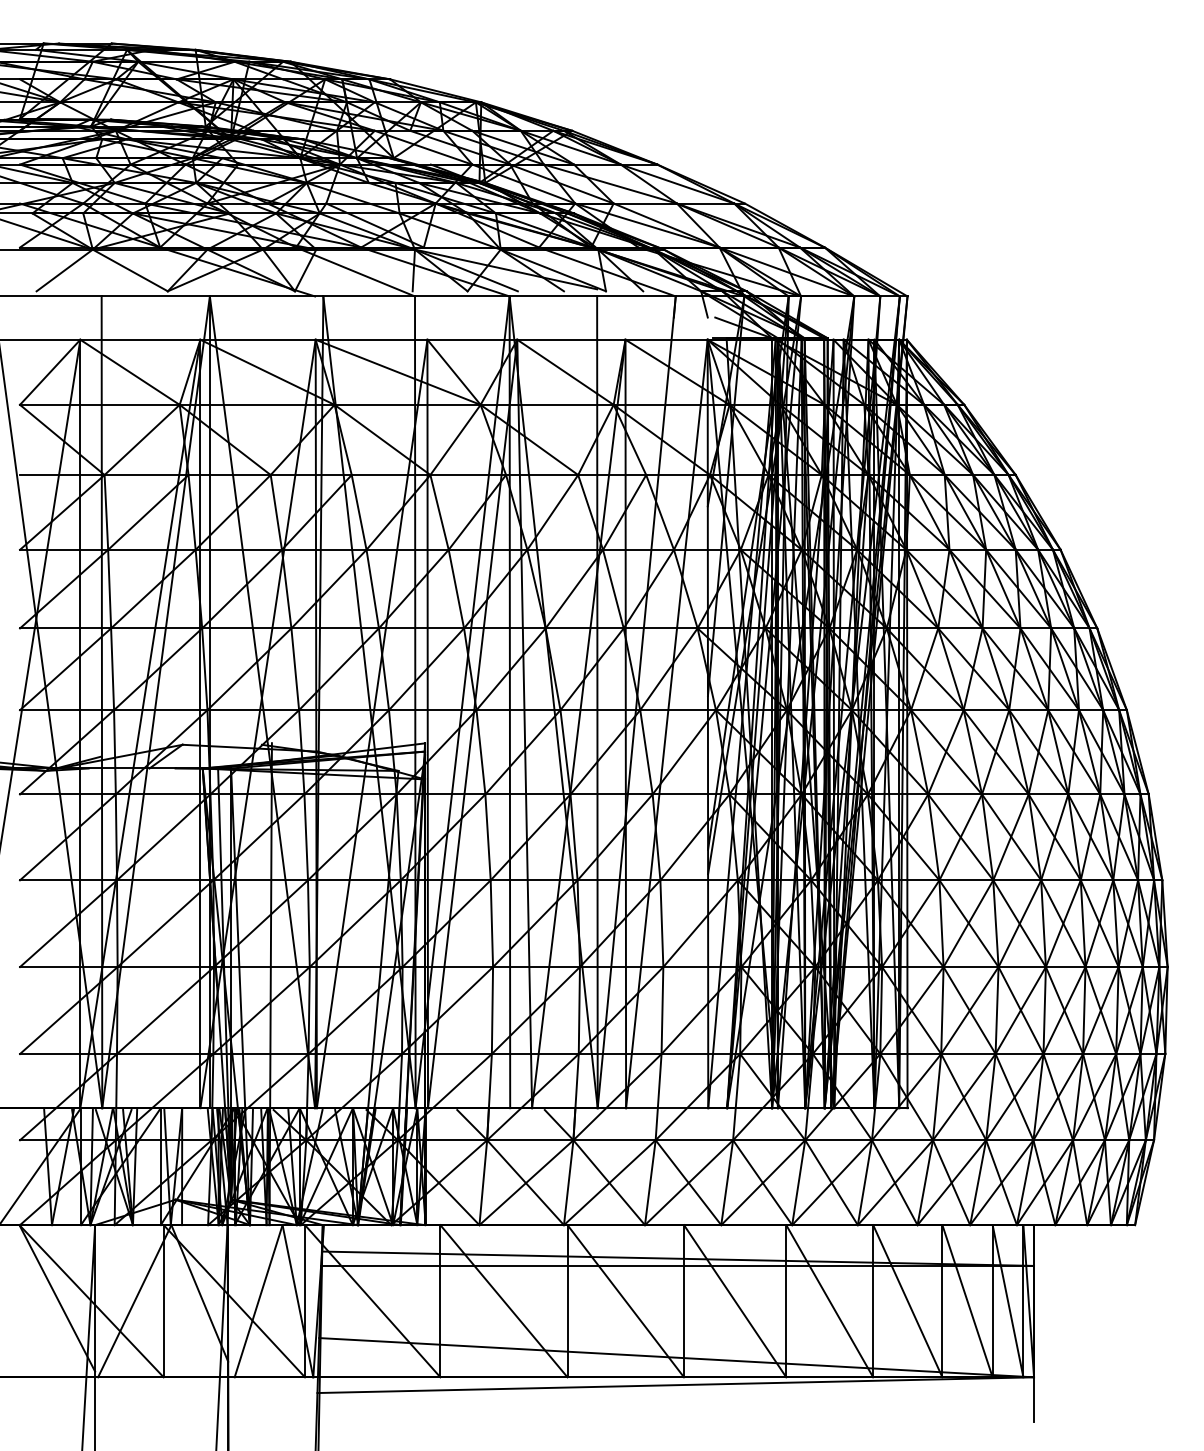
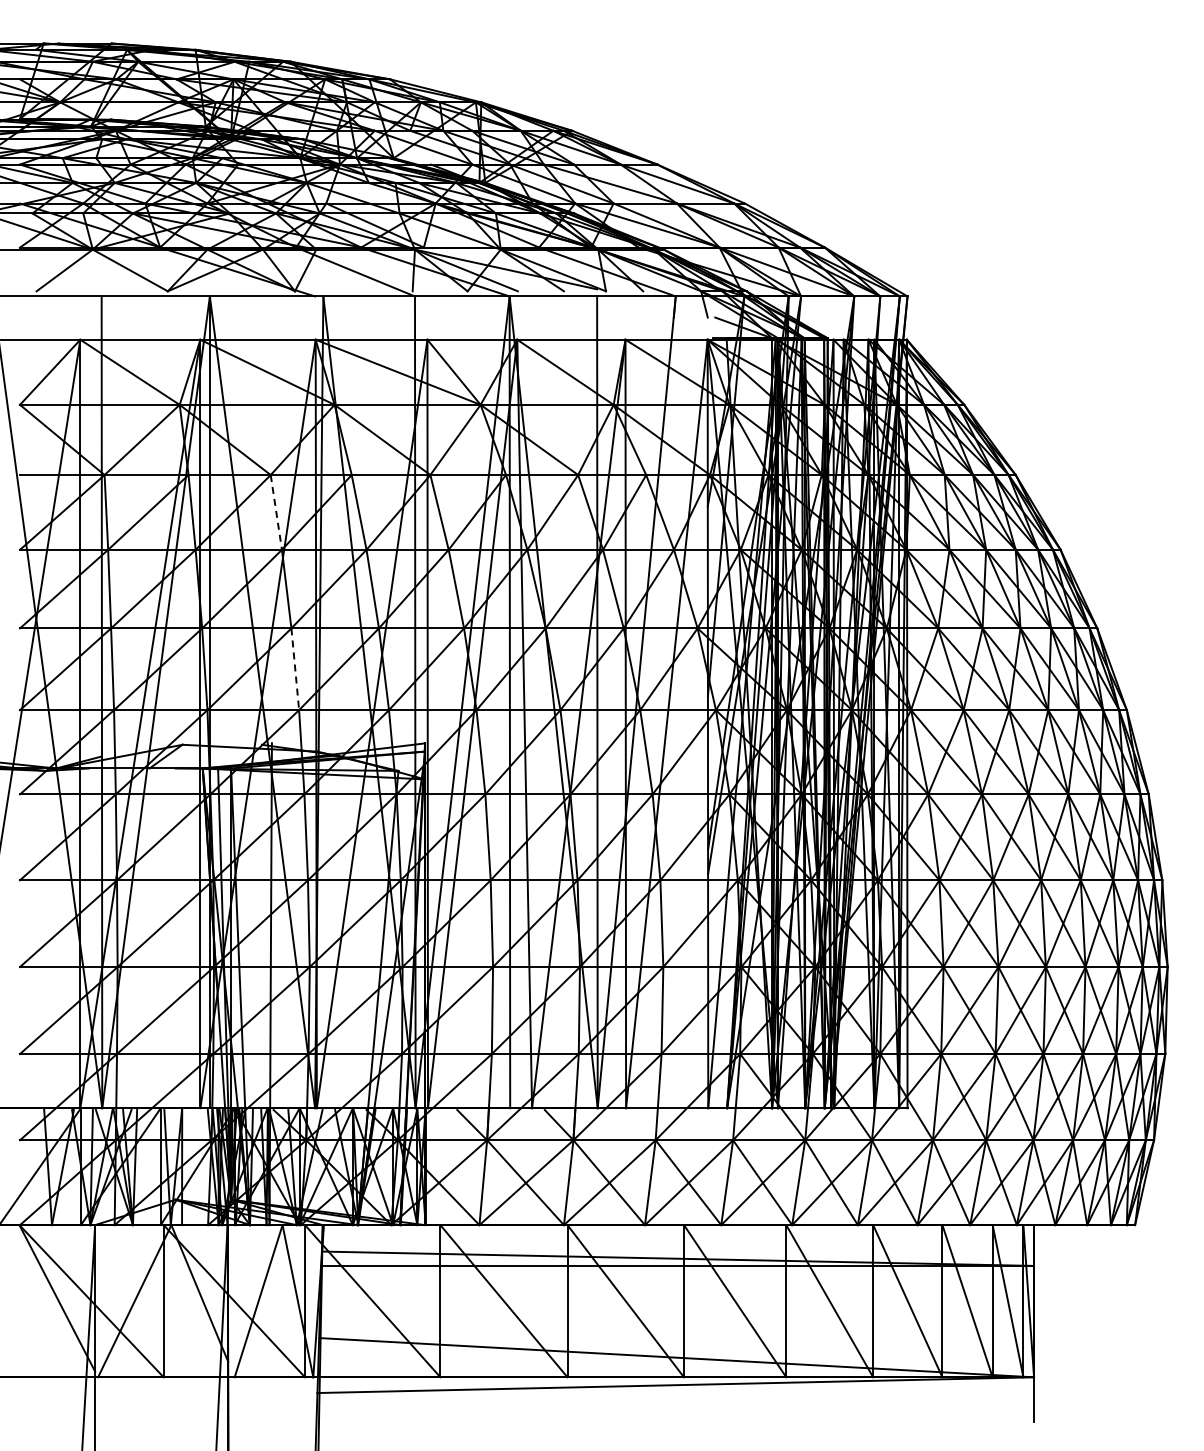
line: solid -> dashed (276, 512)
line: solid -> dashed (295, 669)
